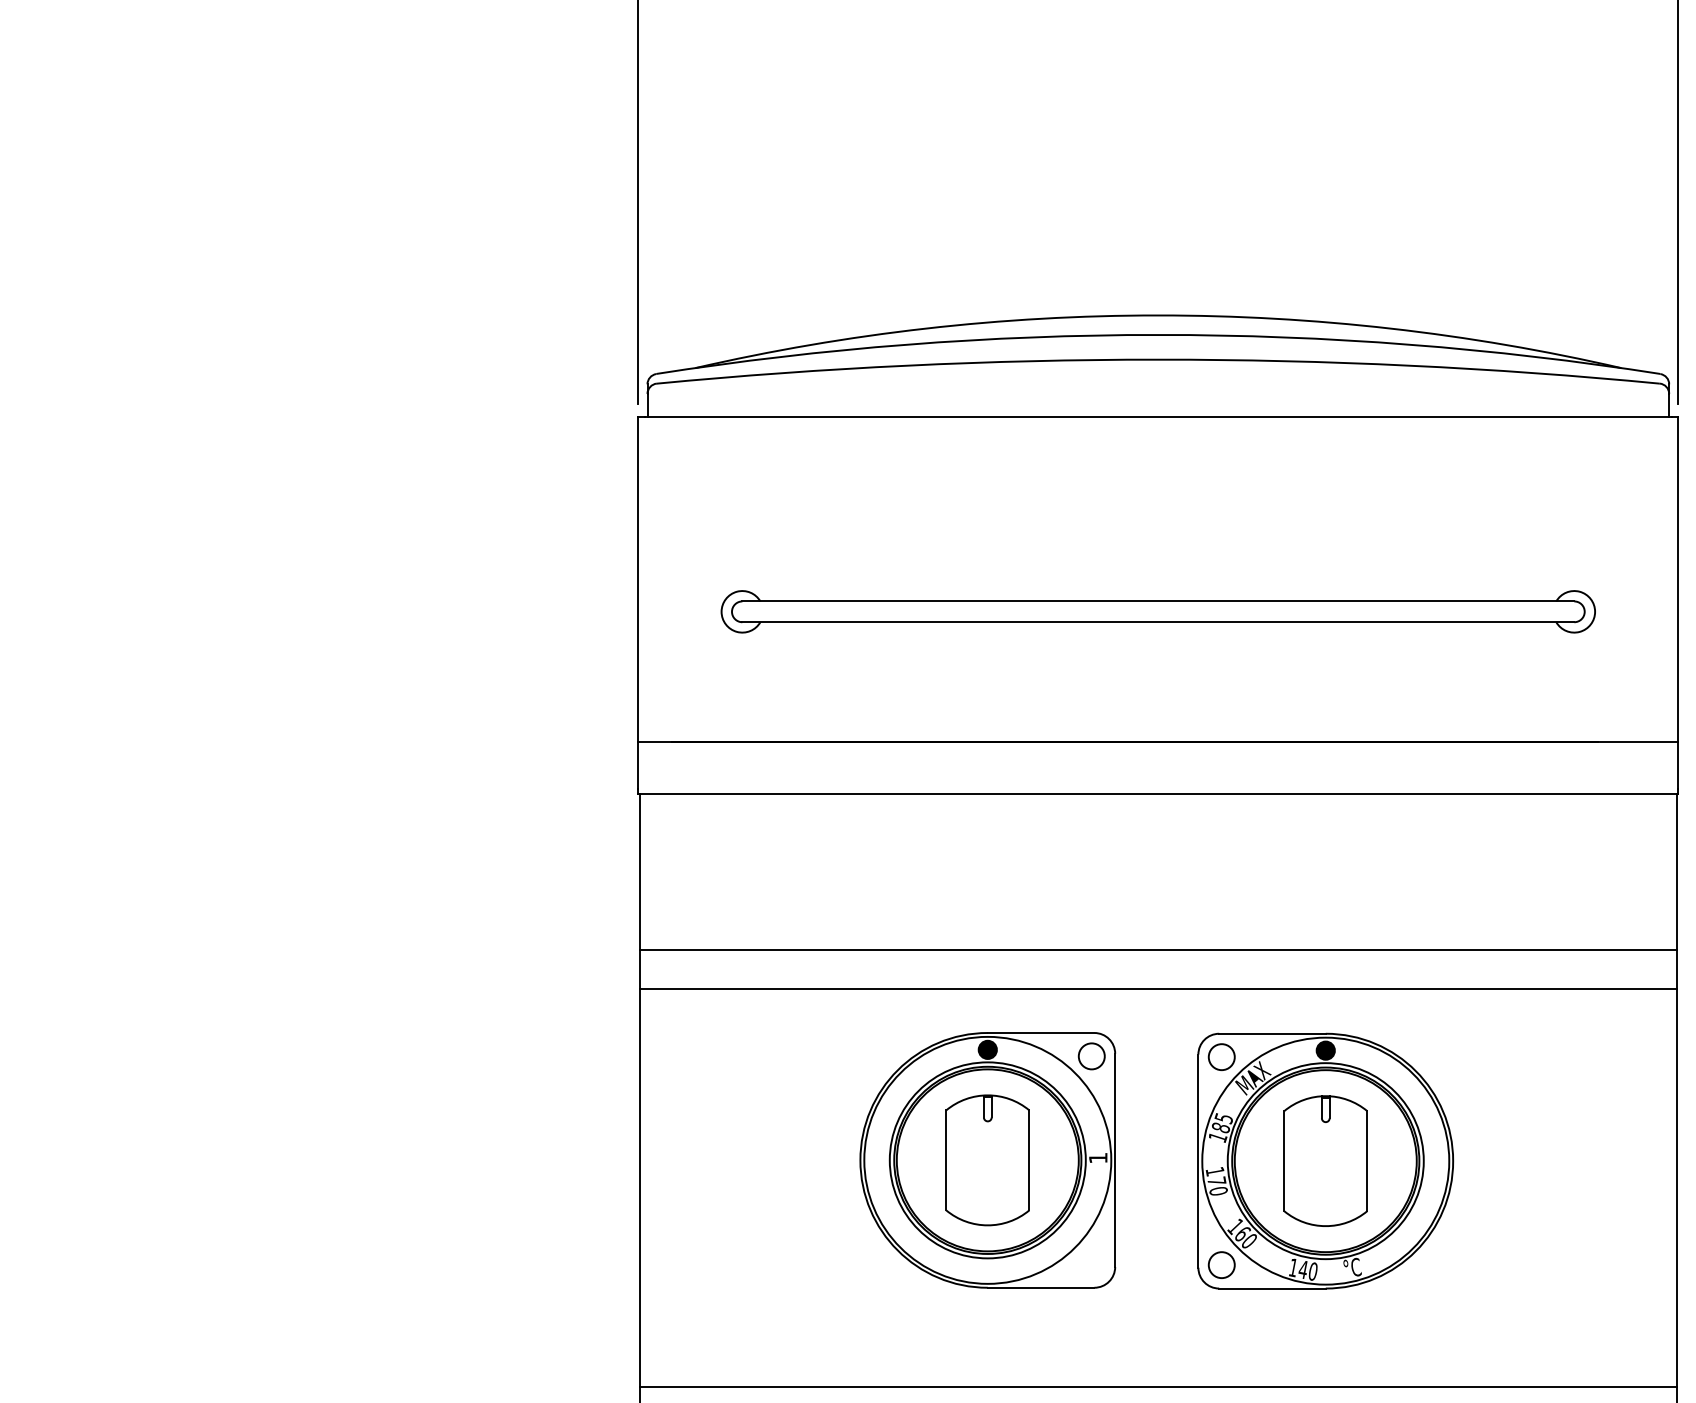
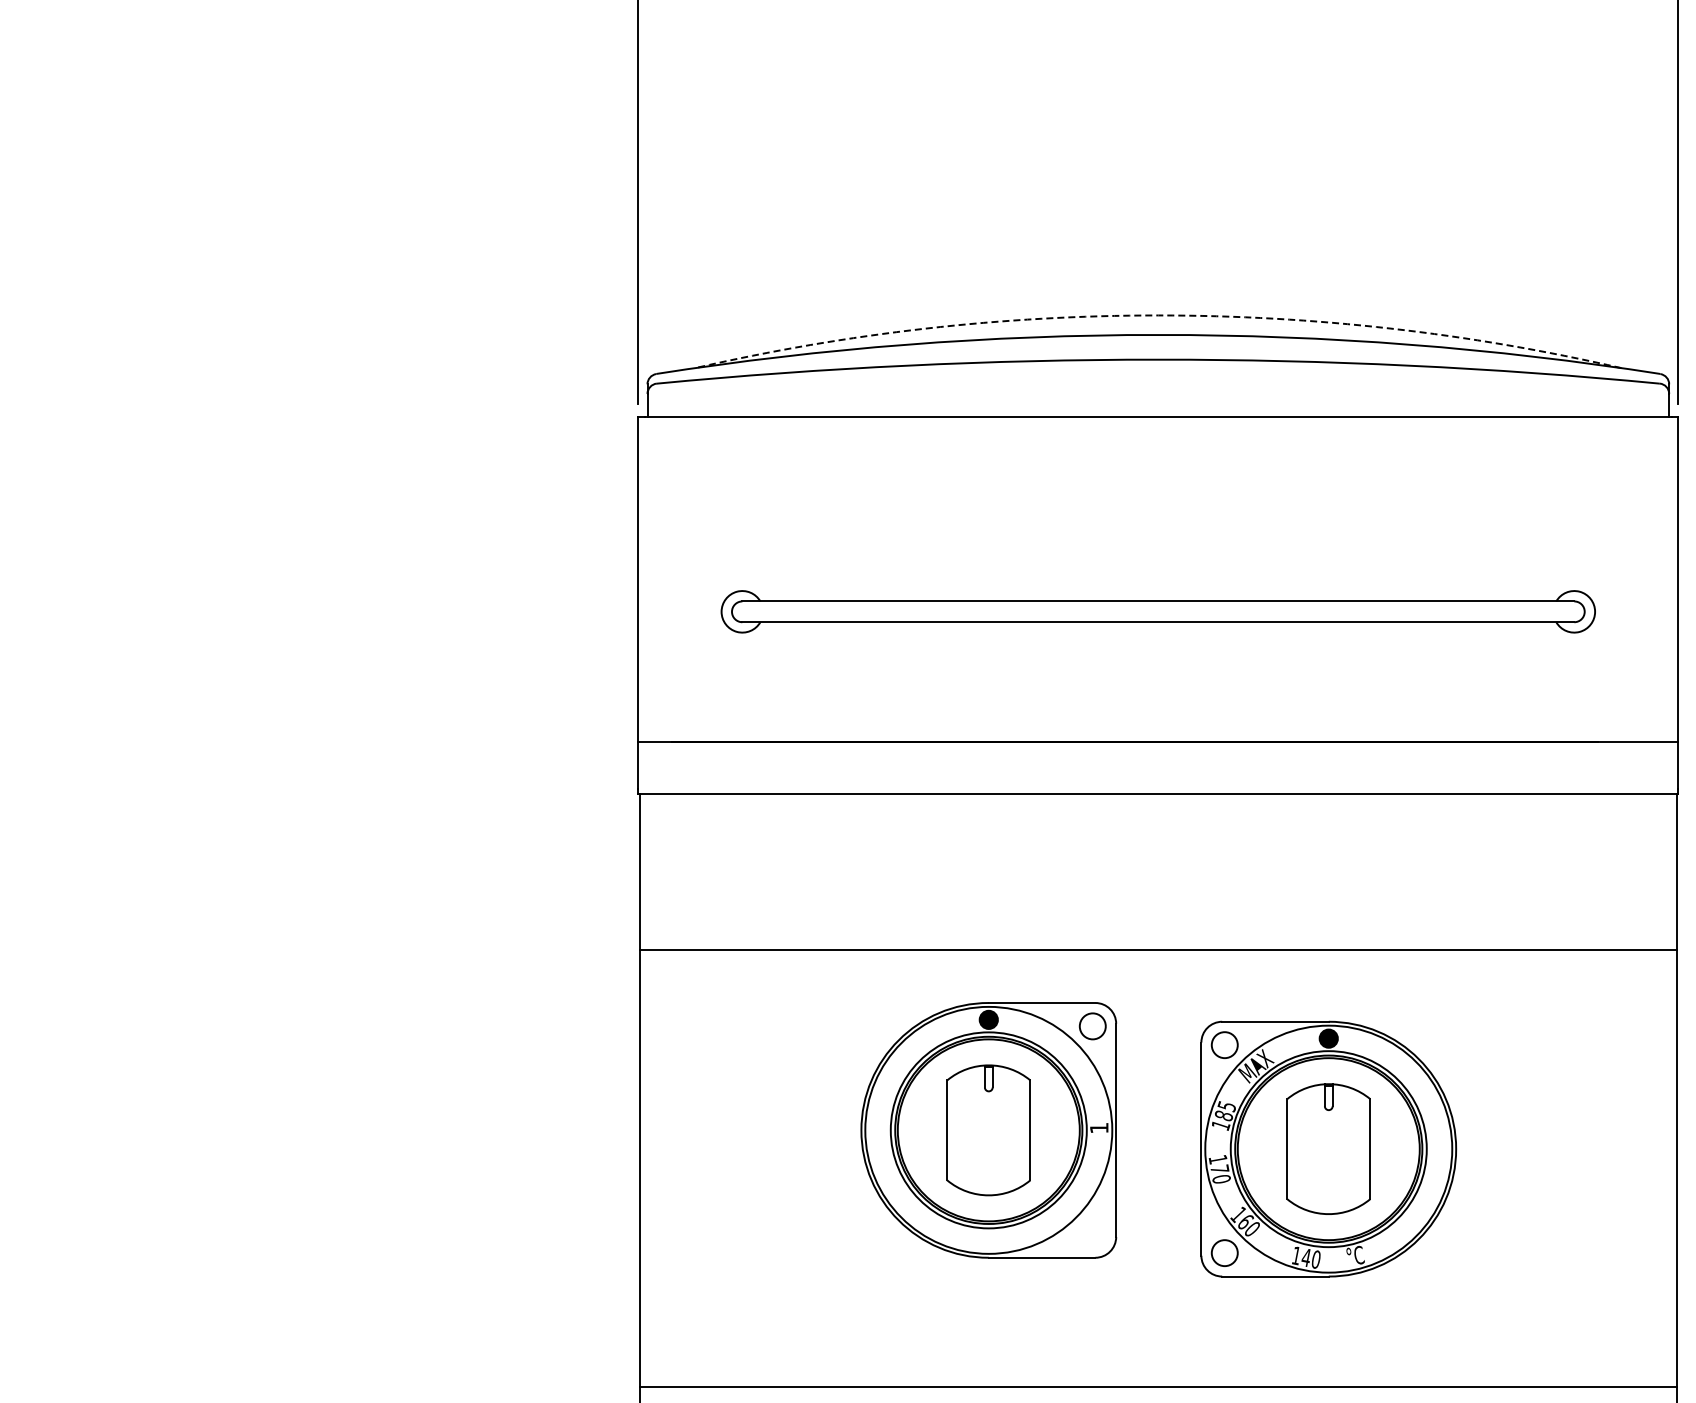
arc: solid -> dashed (1158, 315)
line: present -> none (1158, 988)
part position: (987, 1160) -> (988, 1130) (988, 1130)
part position: (1325, 1160) -> (1328, 1148) (1328, 1148)
